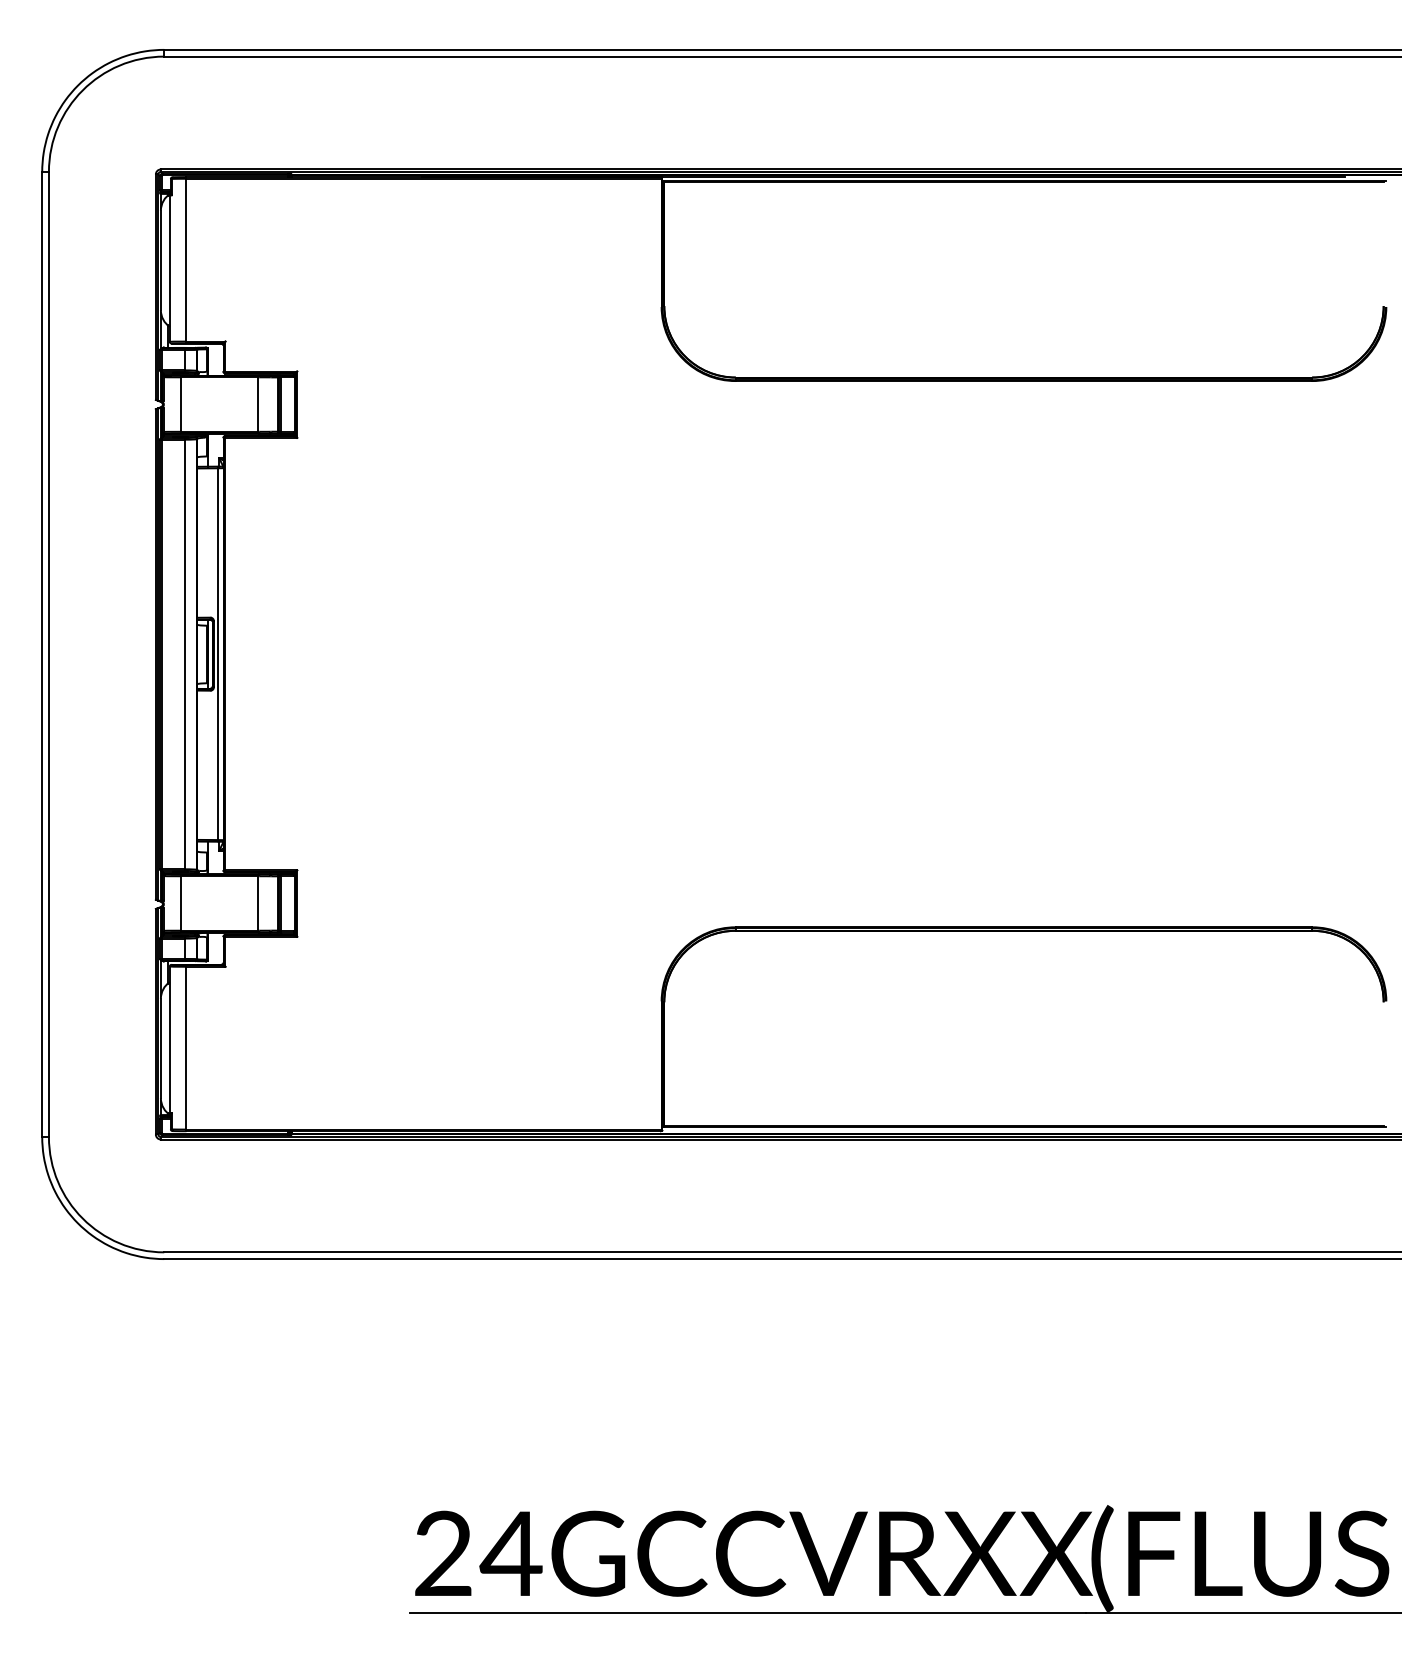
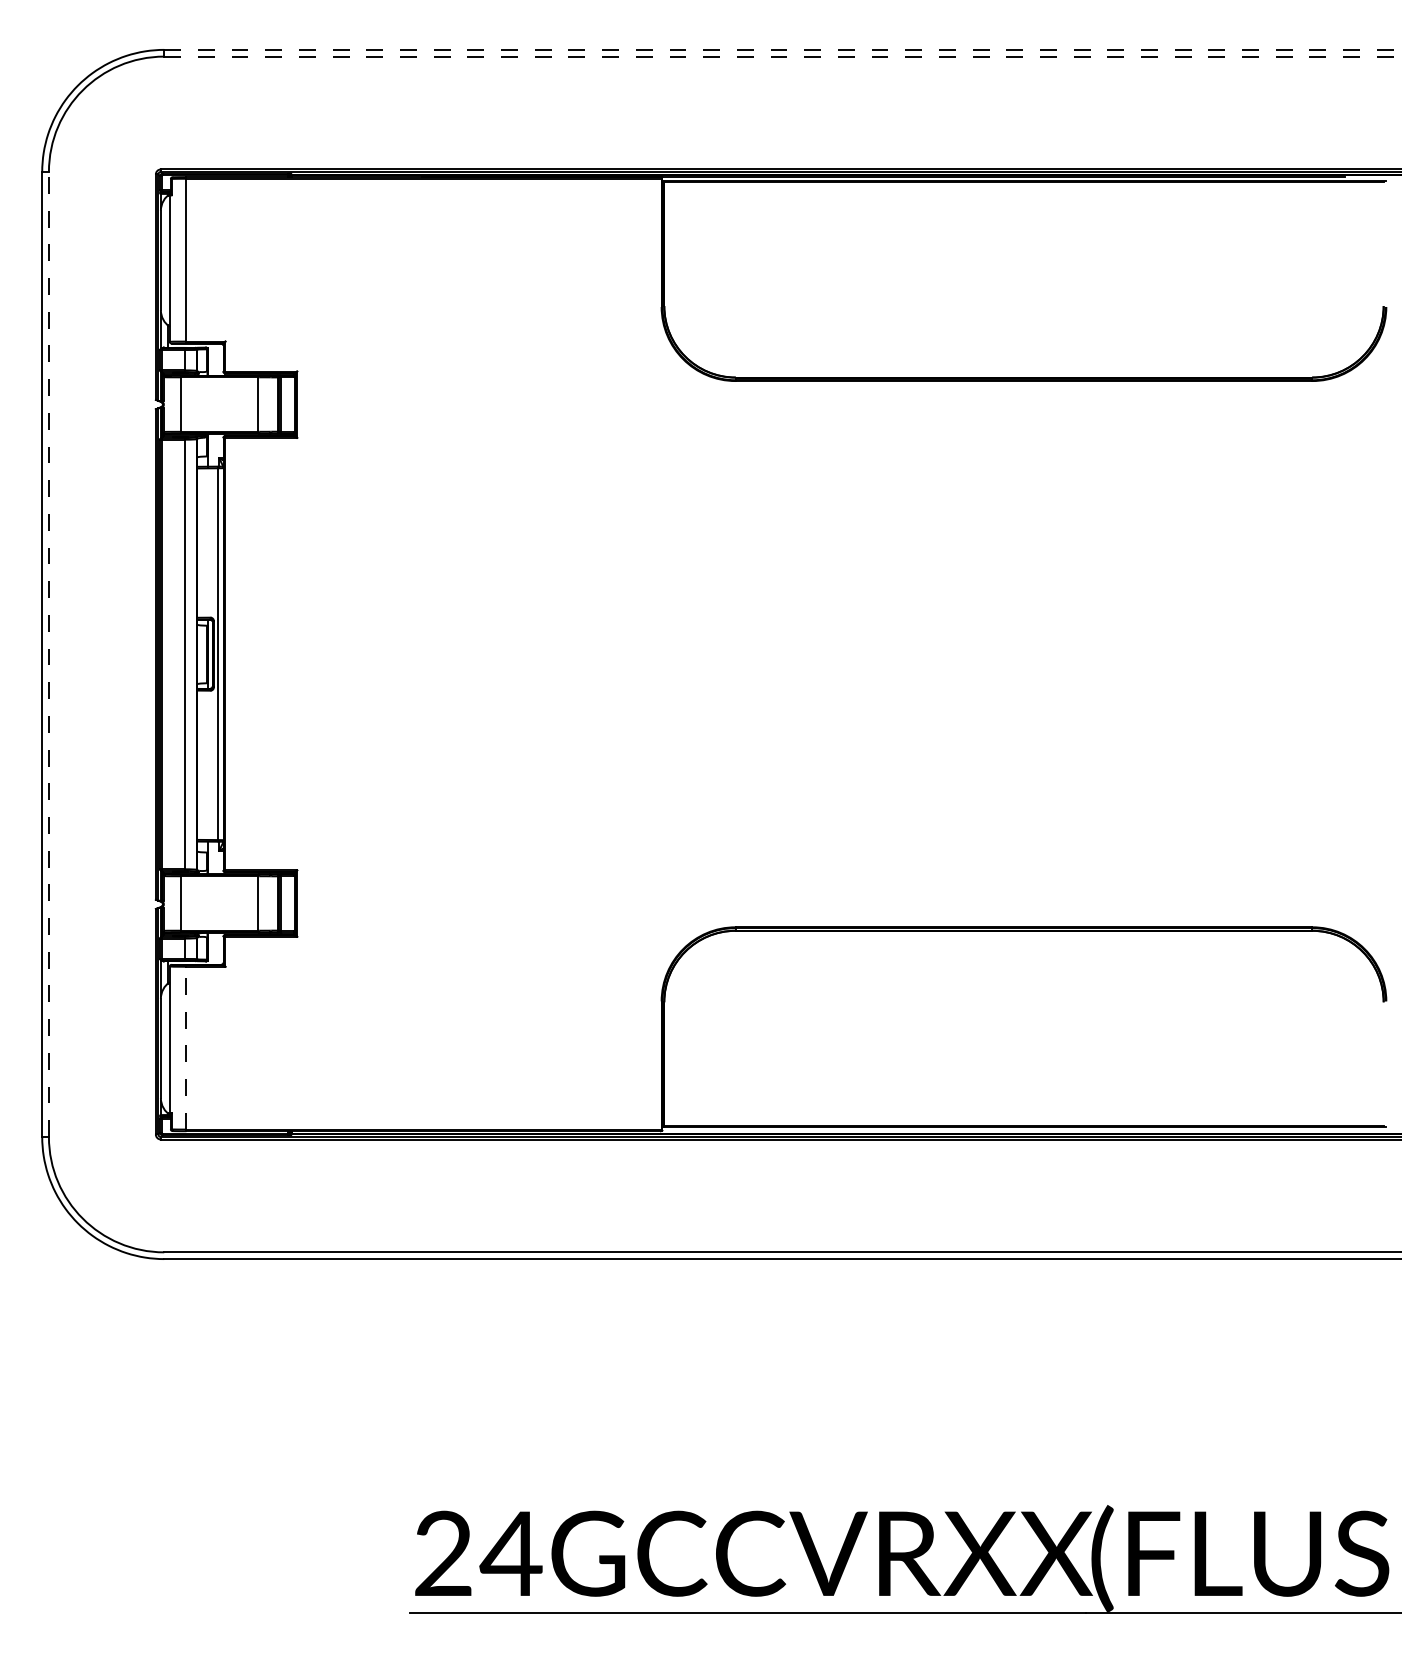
line: solid -> dashed (783, 49)
line: solid -> dashed (783, 56)
line: solid -> dashed (48, 654)
line: solid -> dashed (186, 1047)
